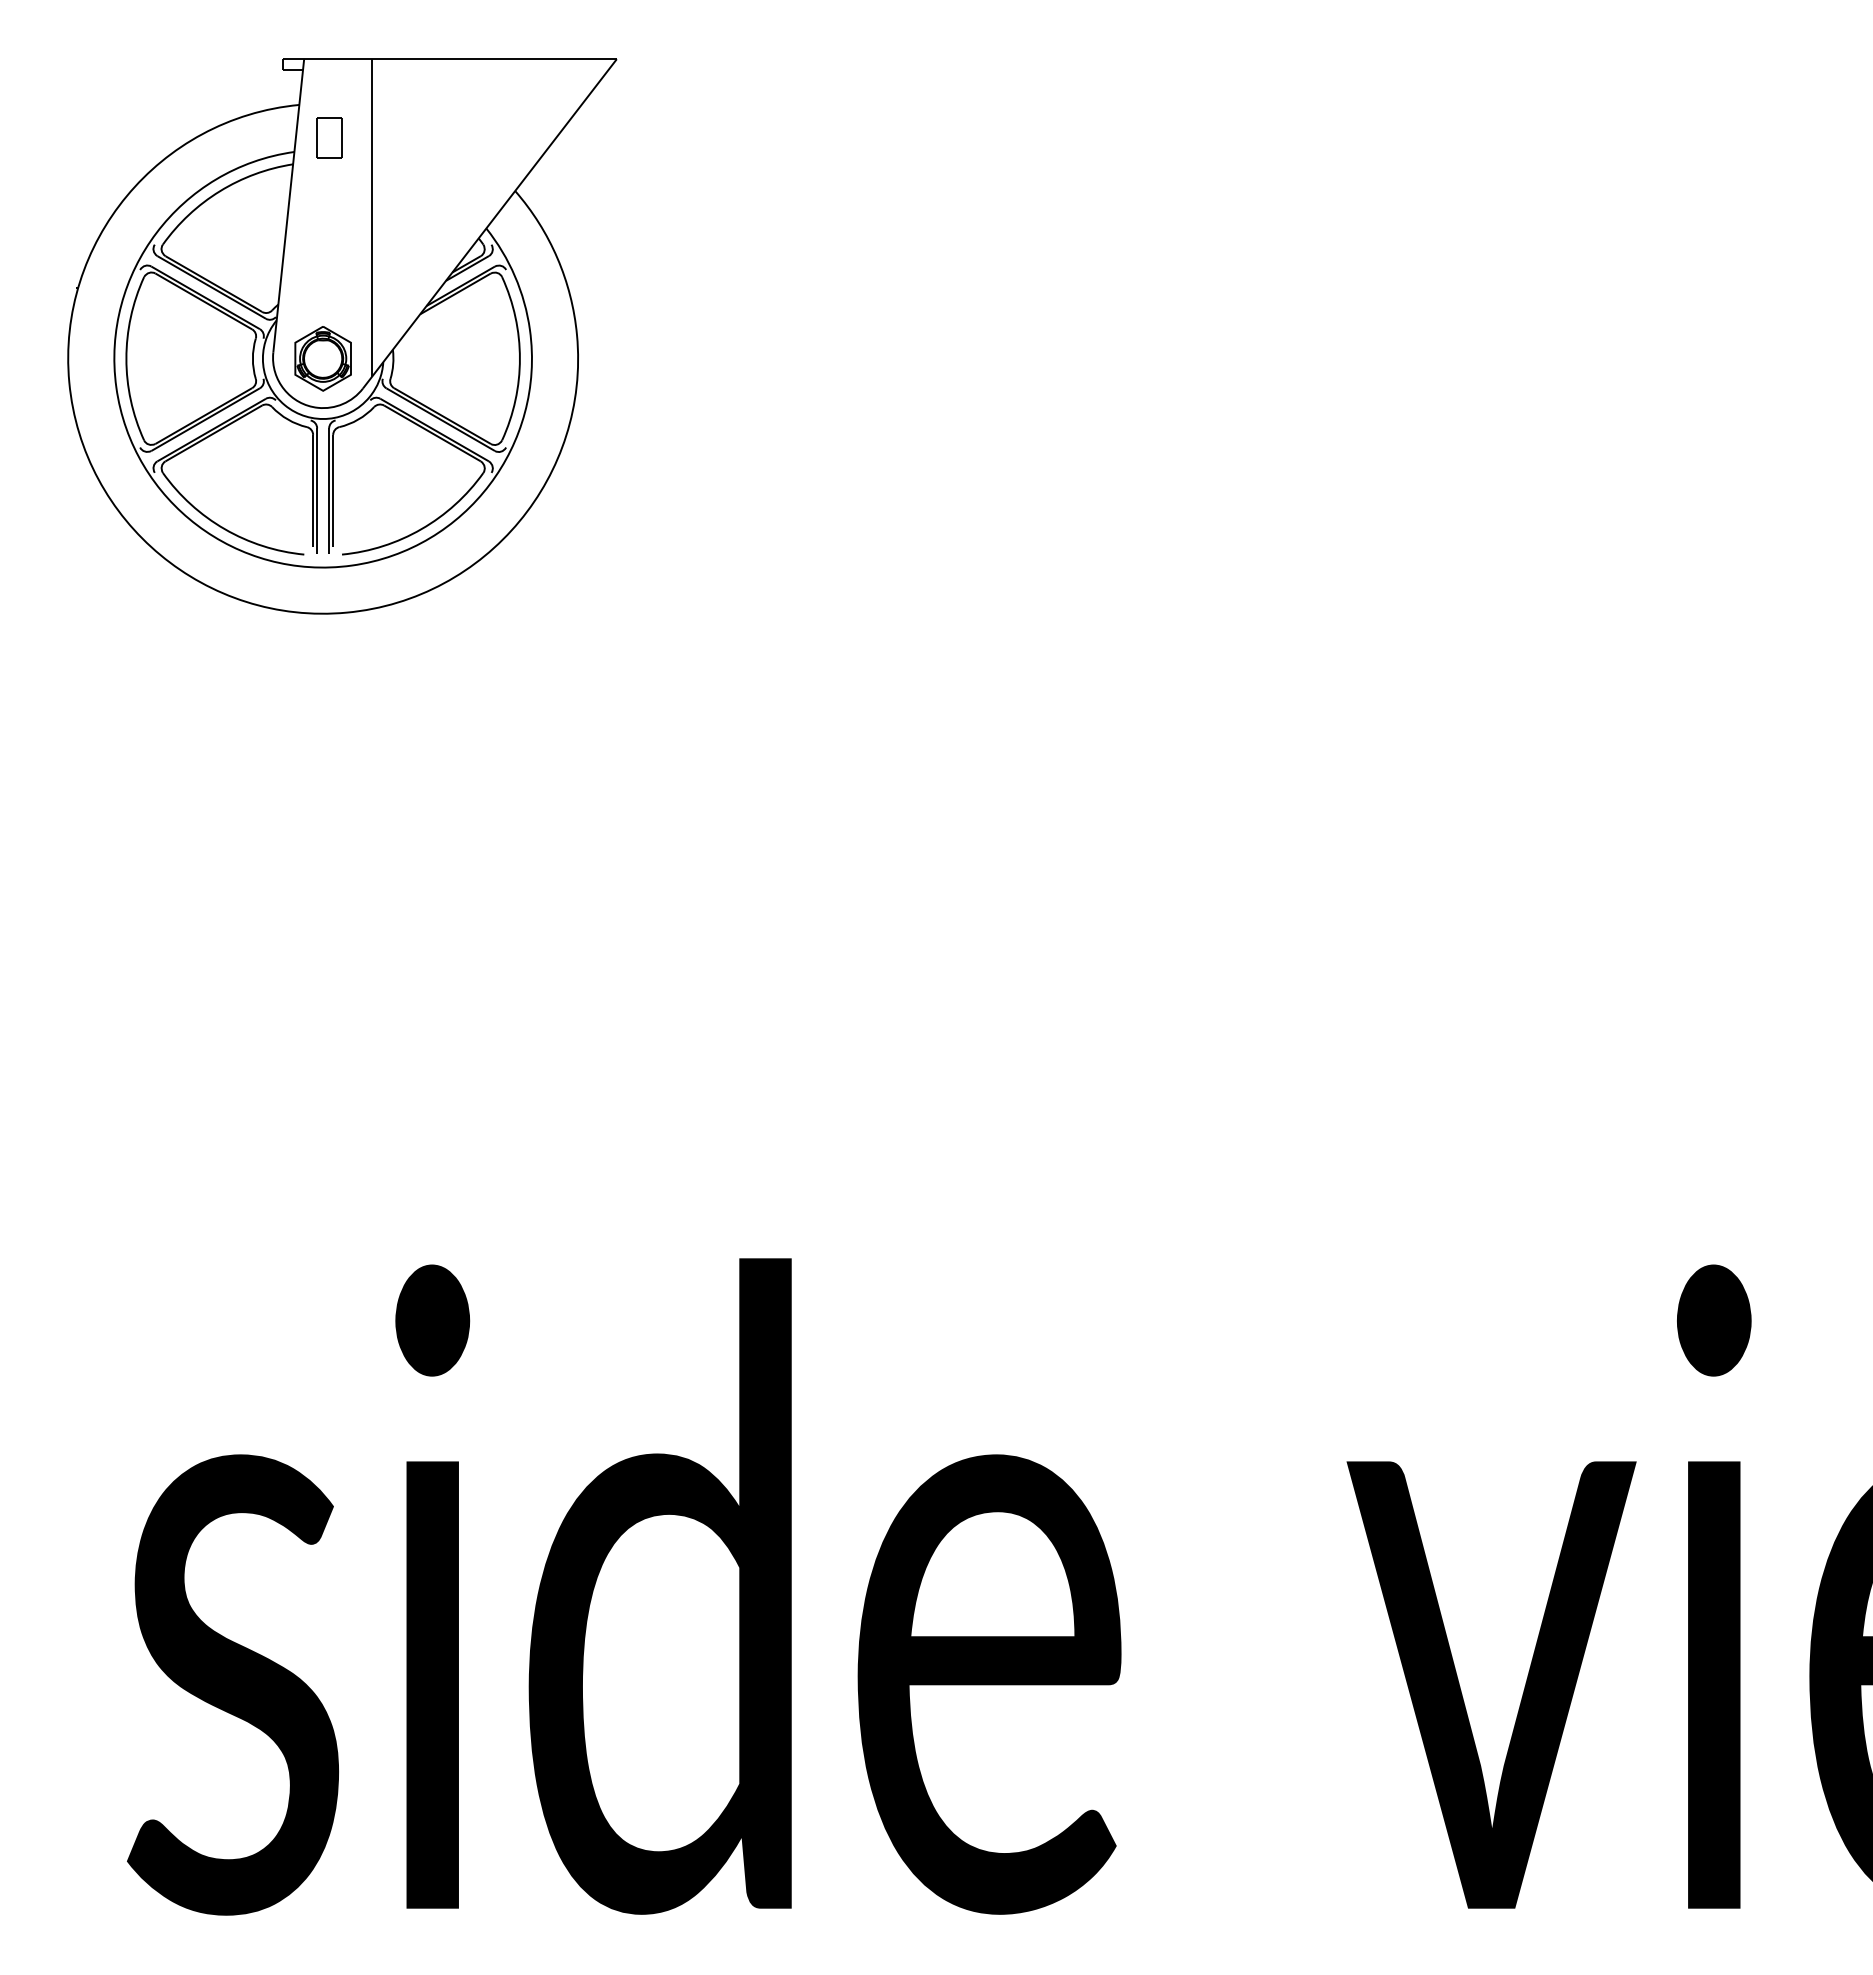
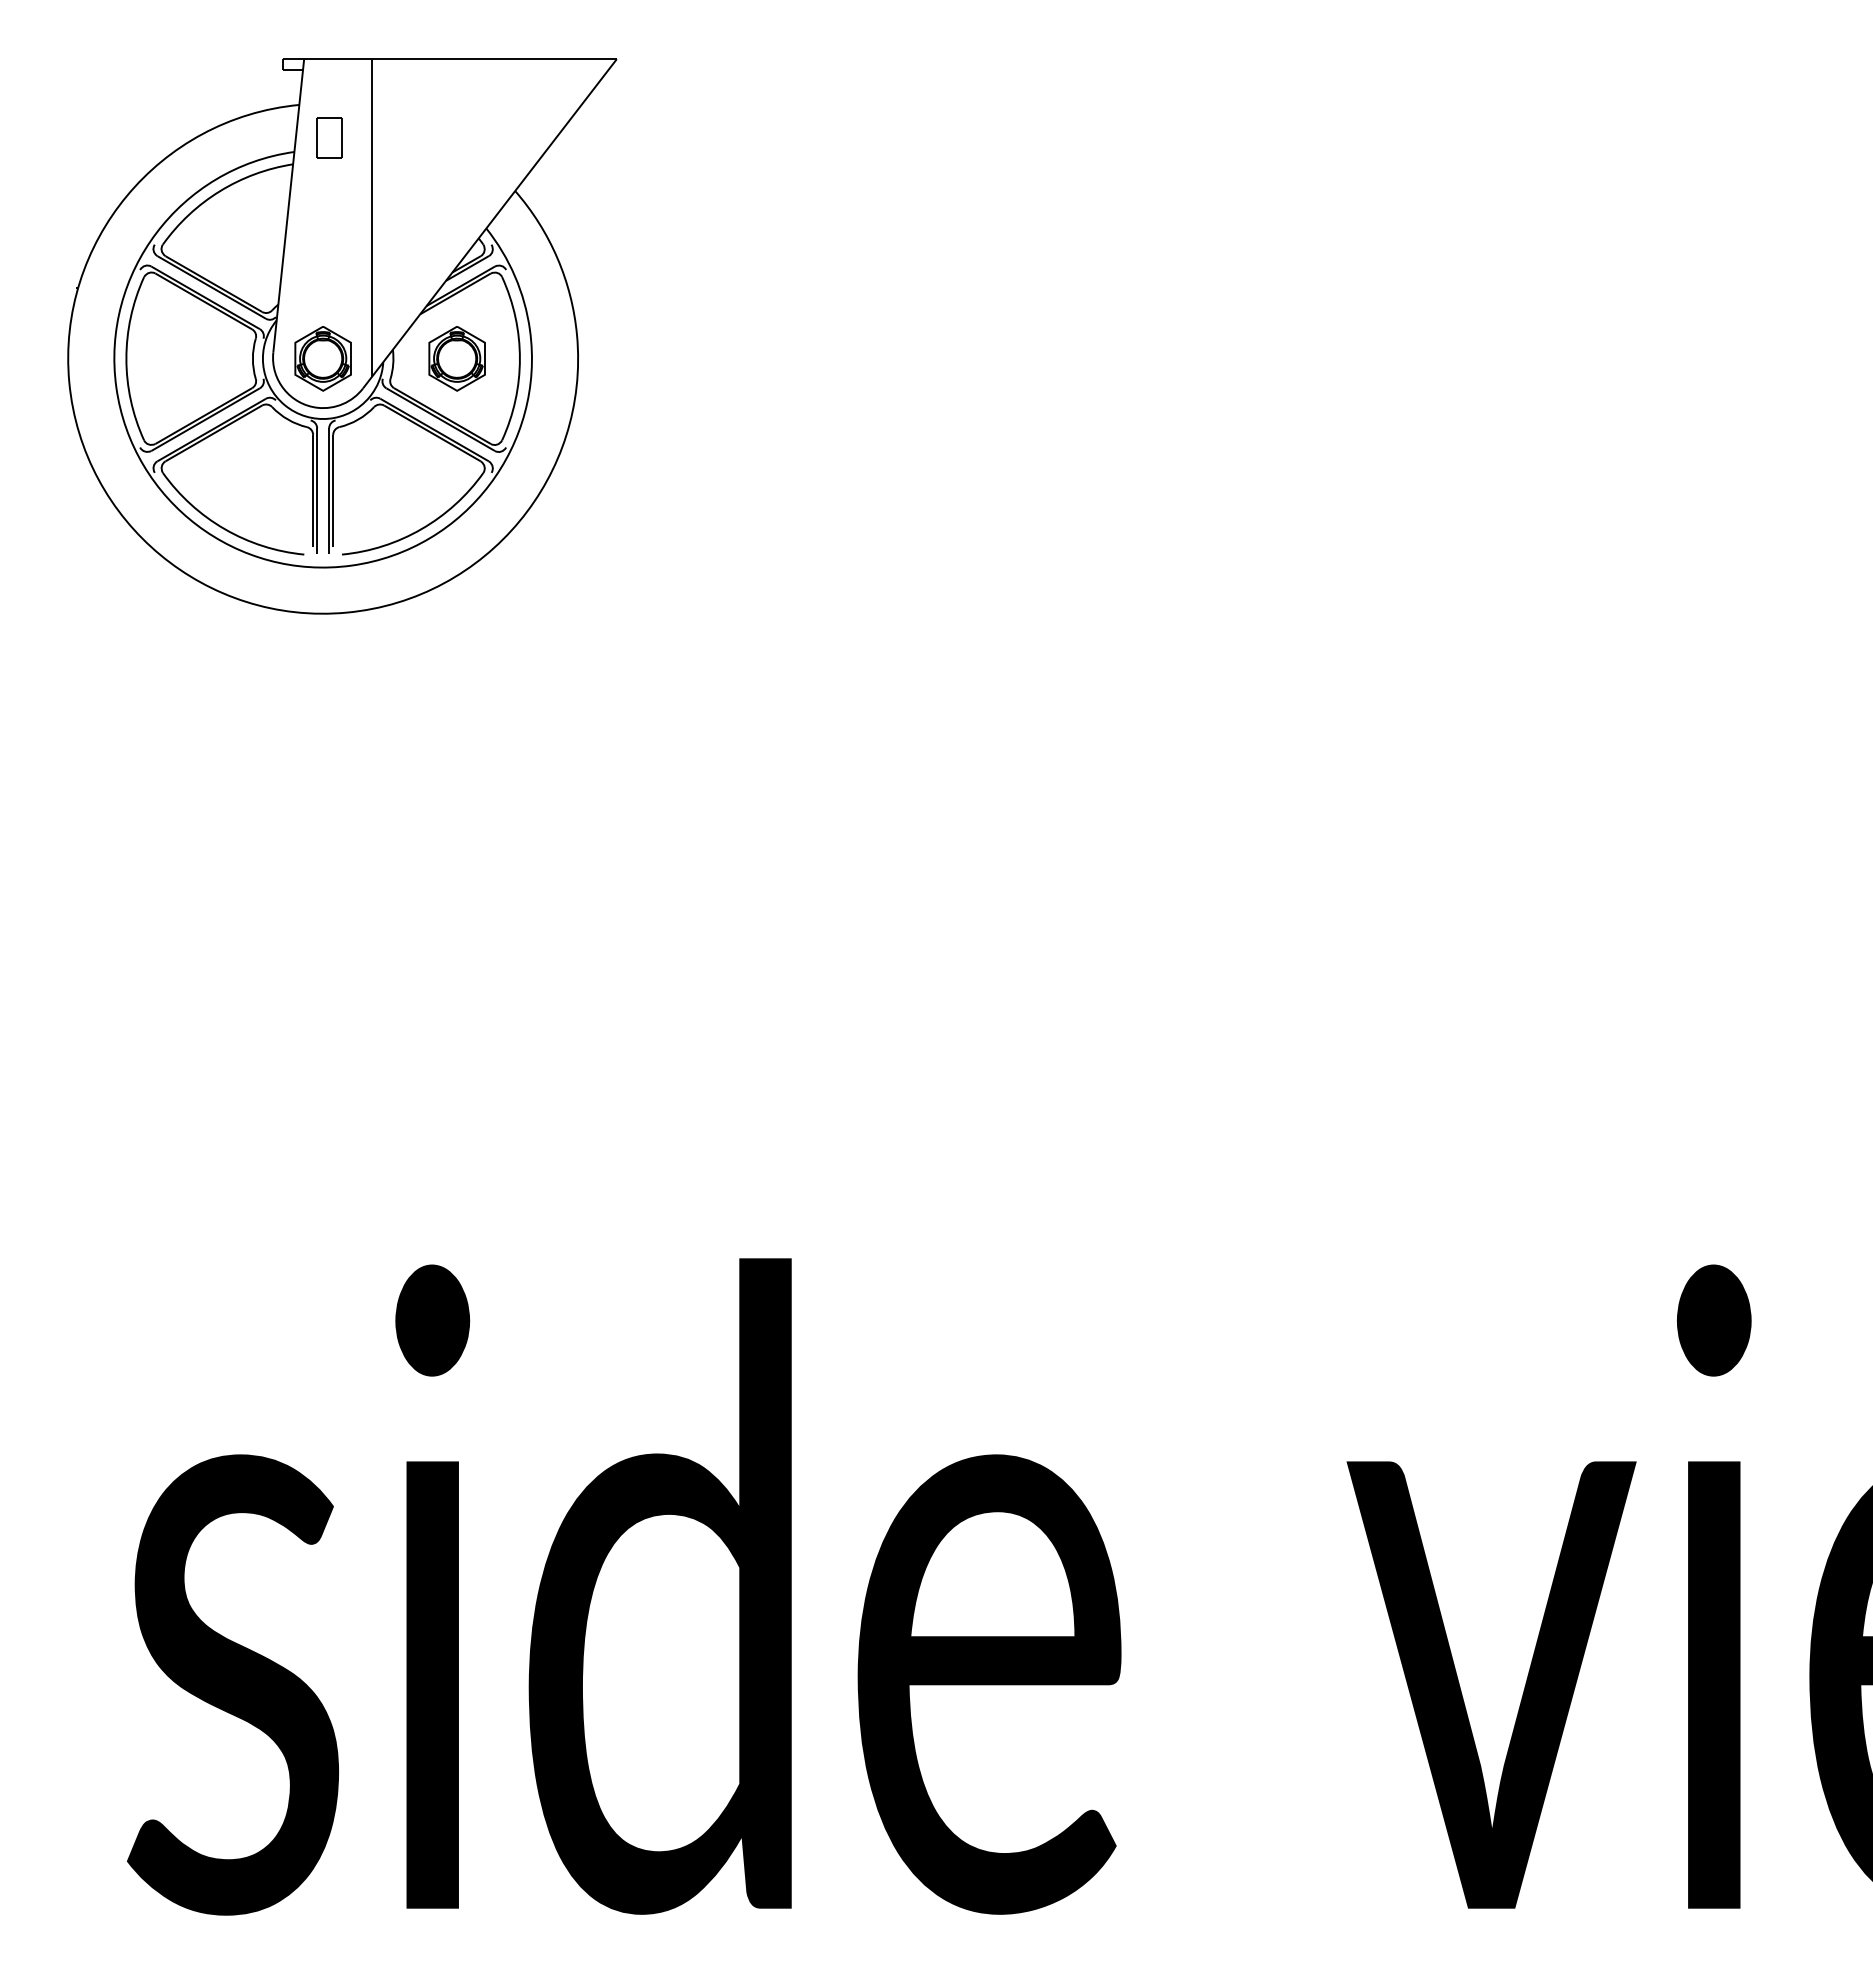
part: none -> present (456, 358)
